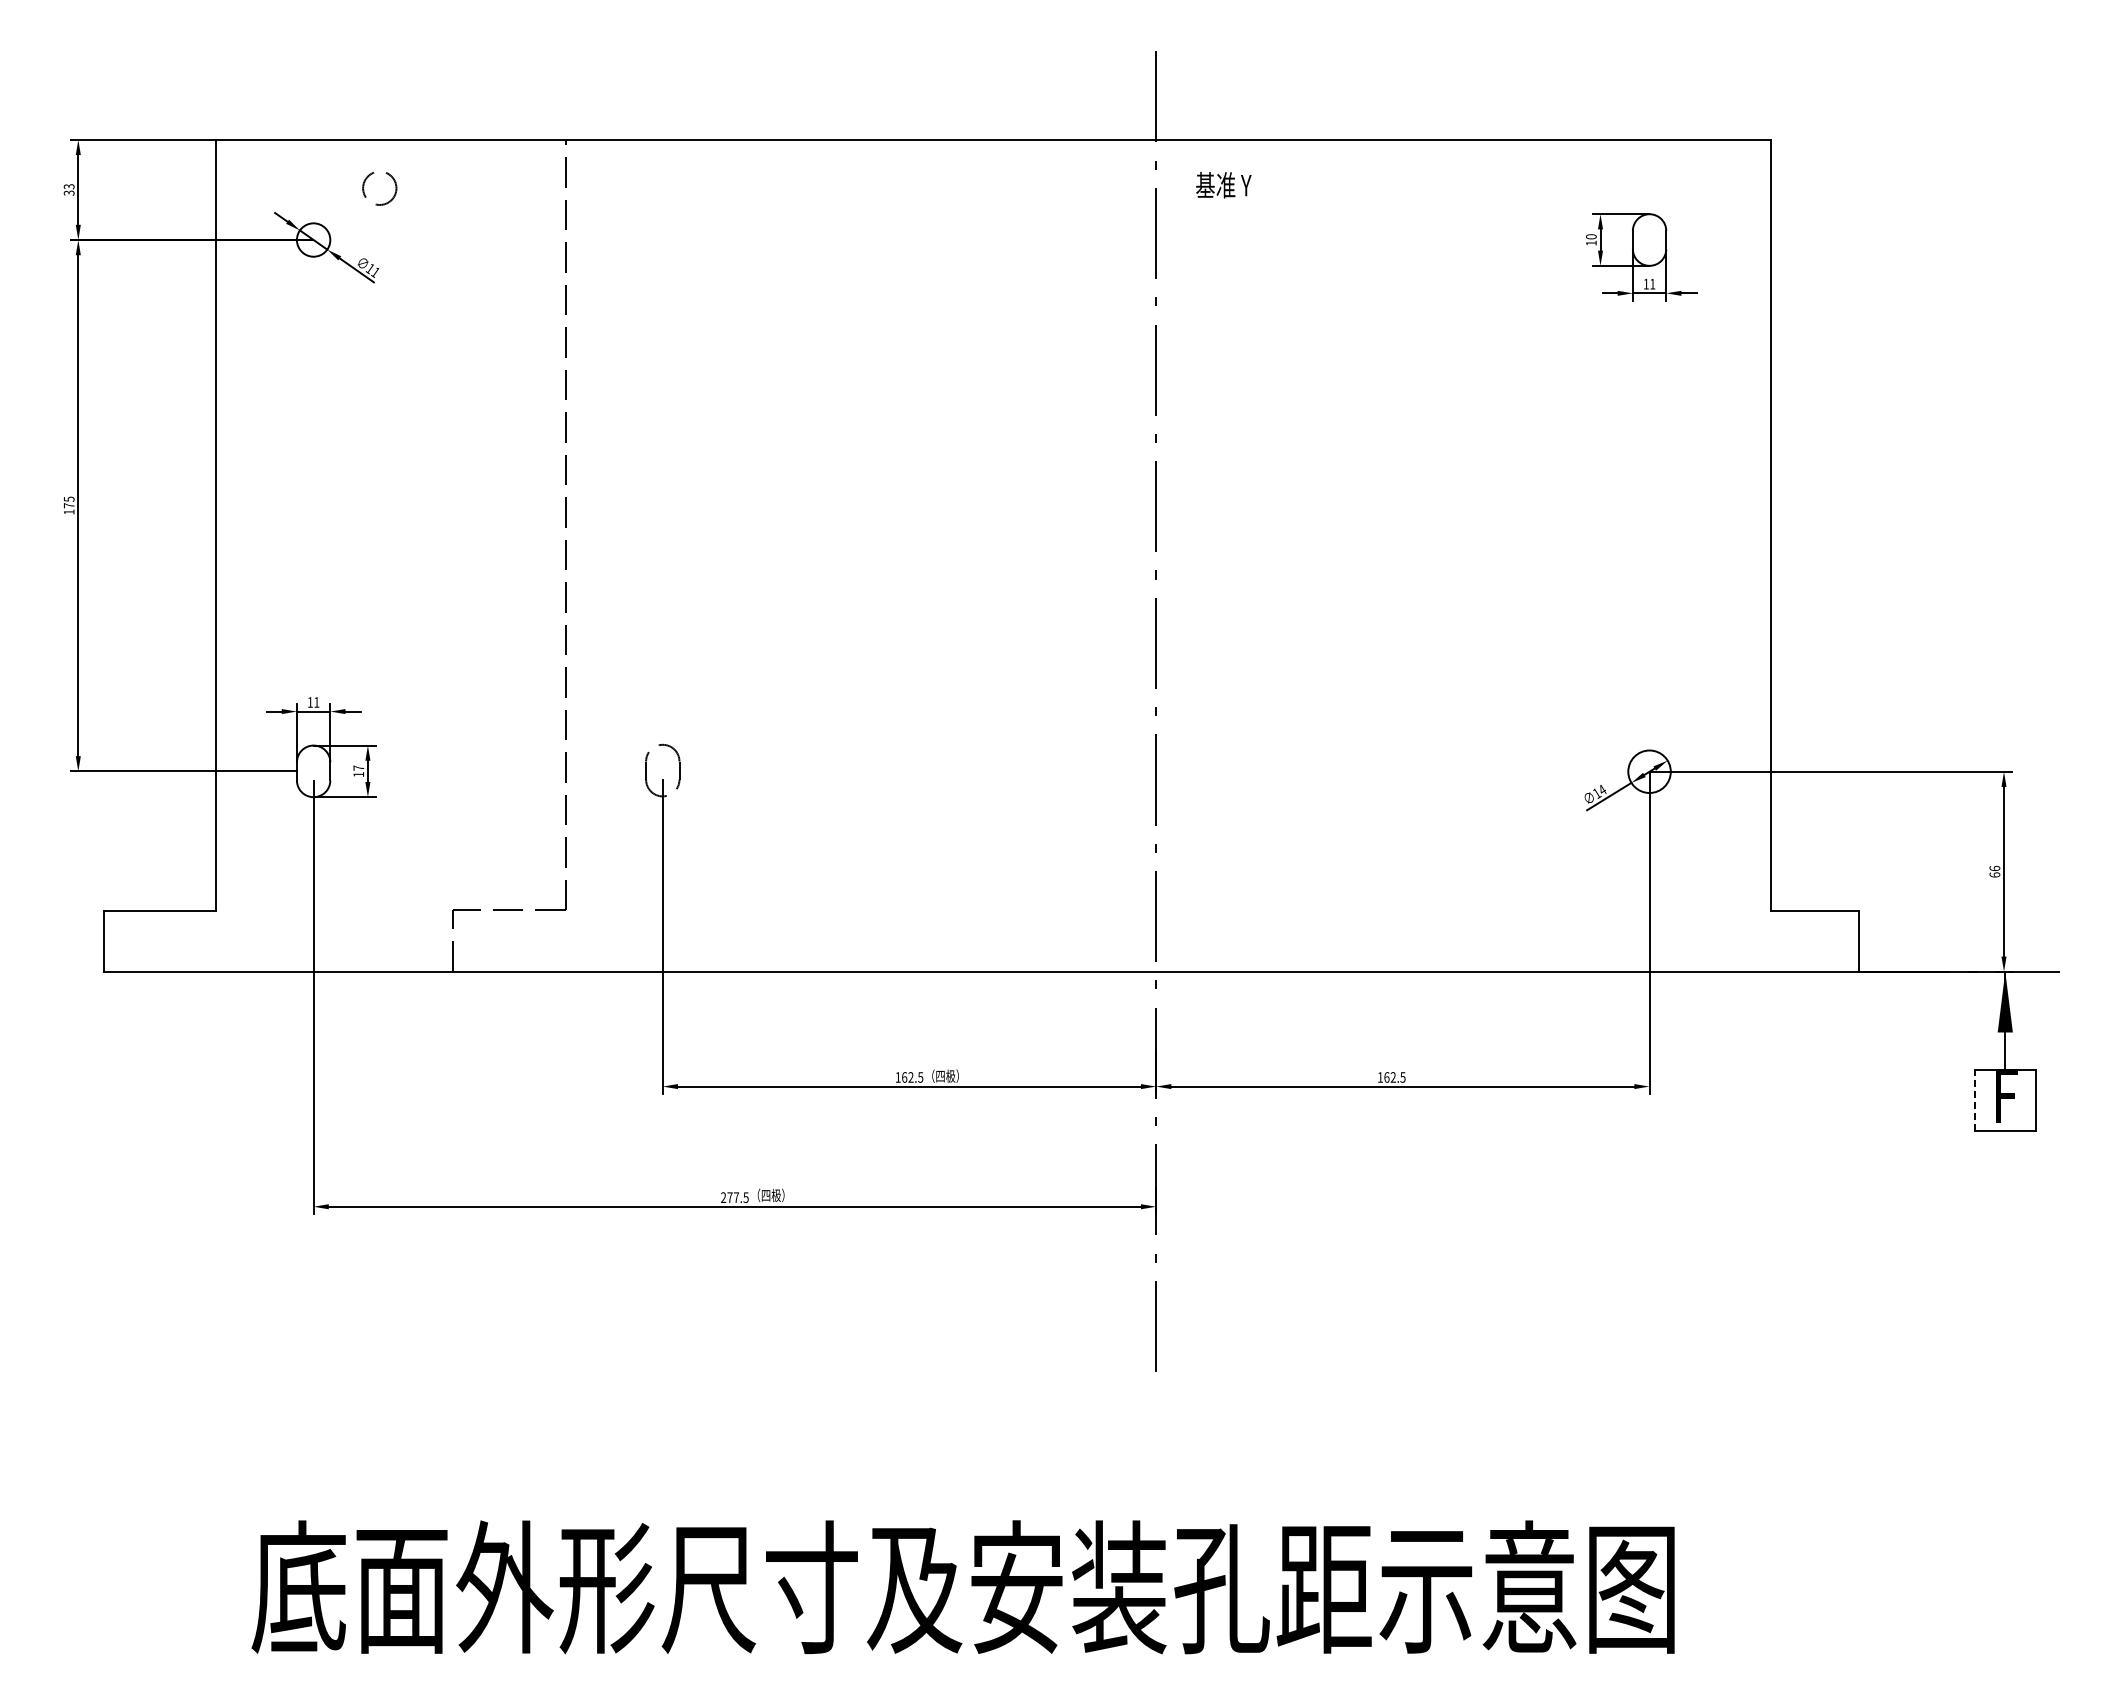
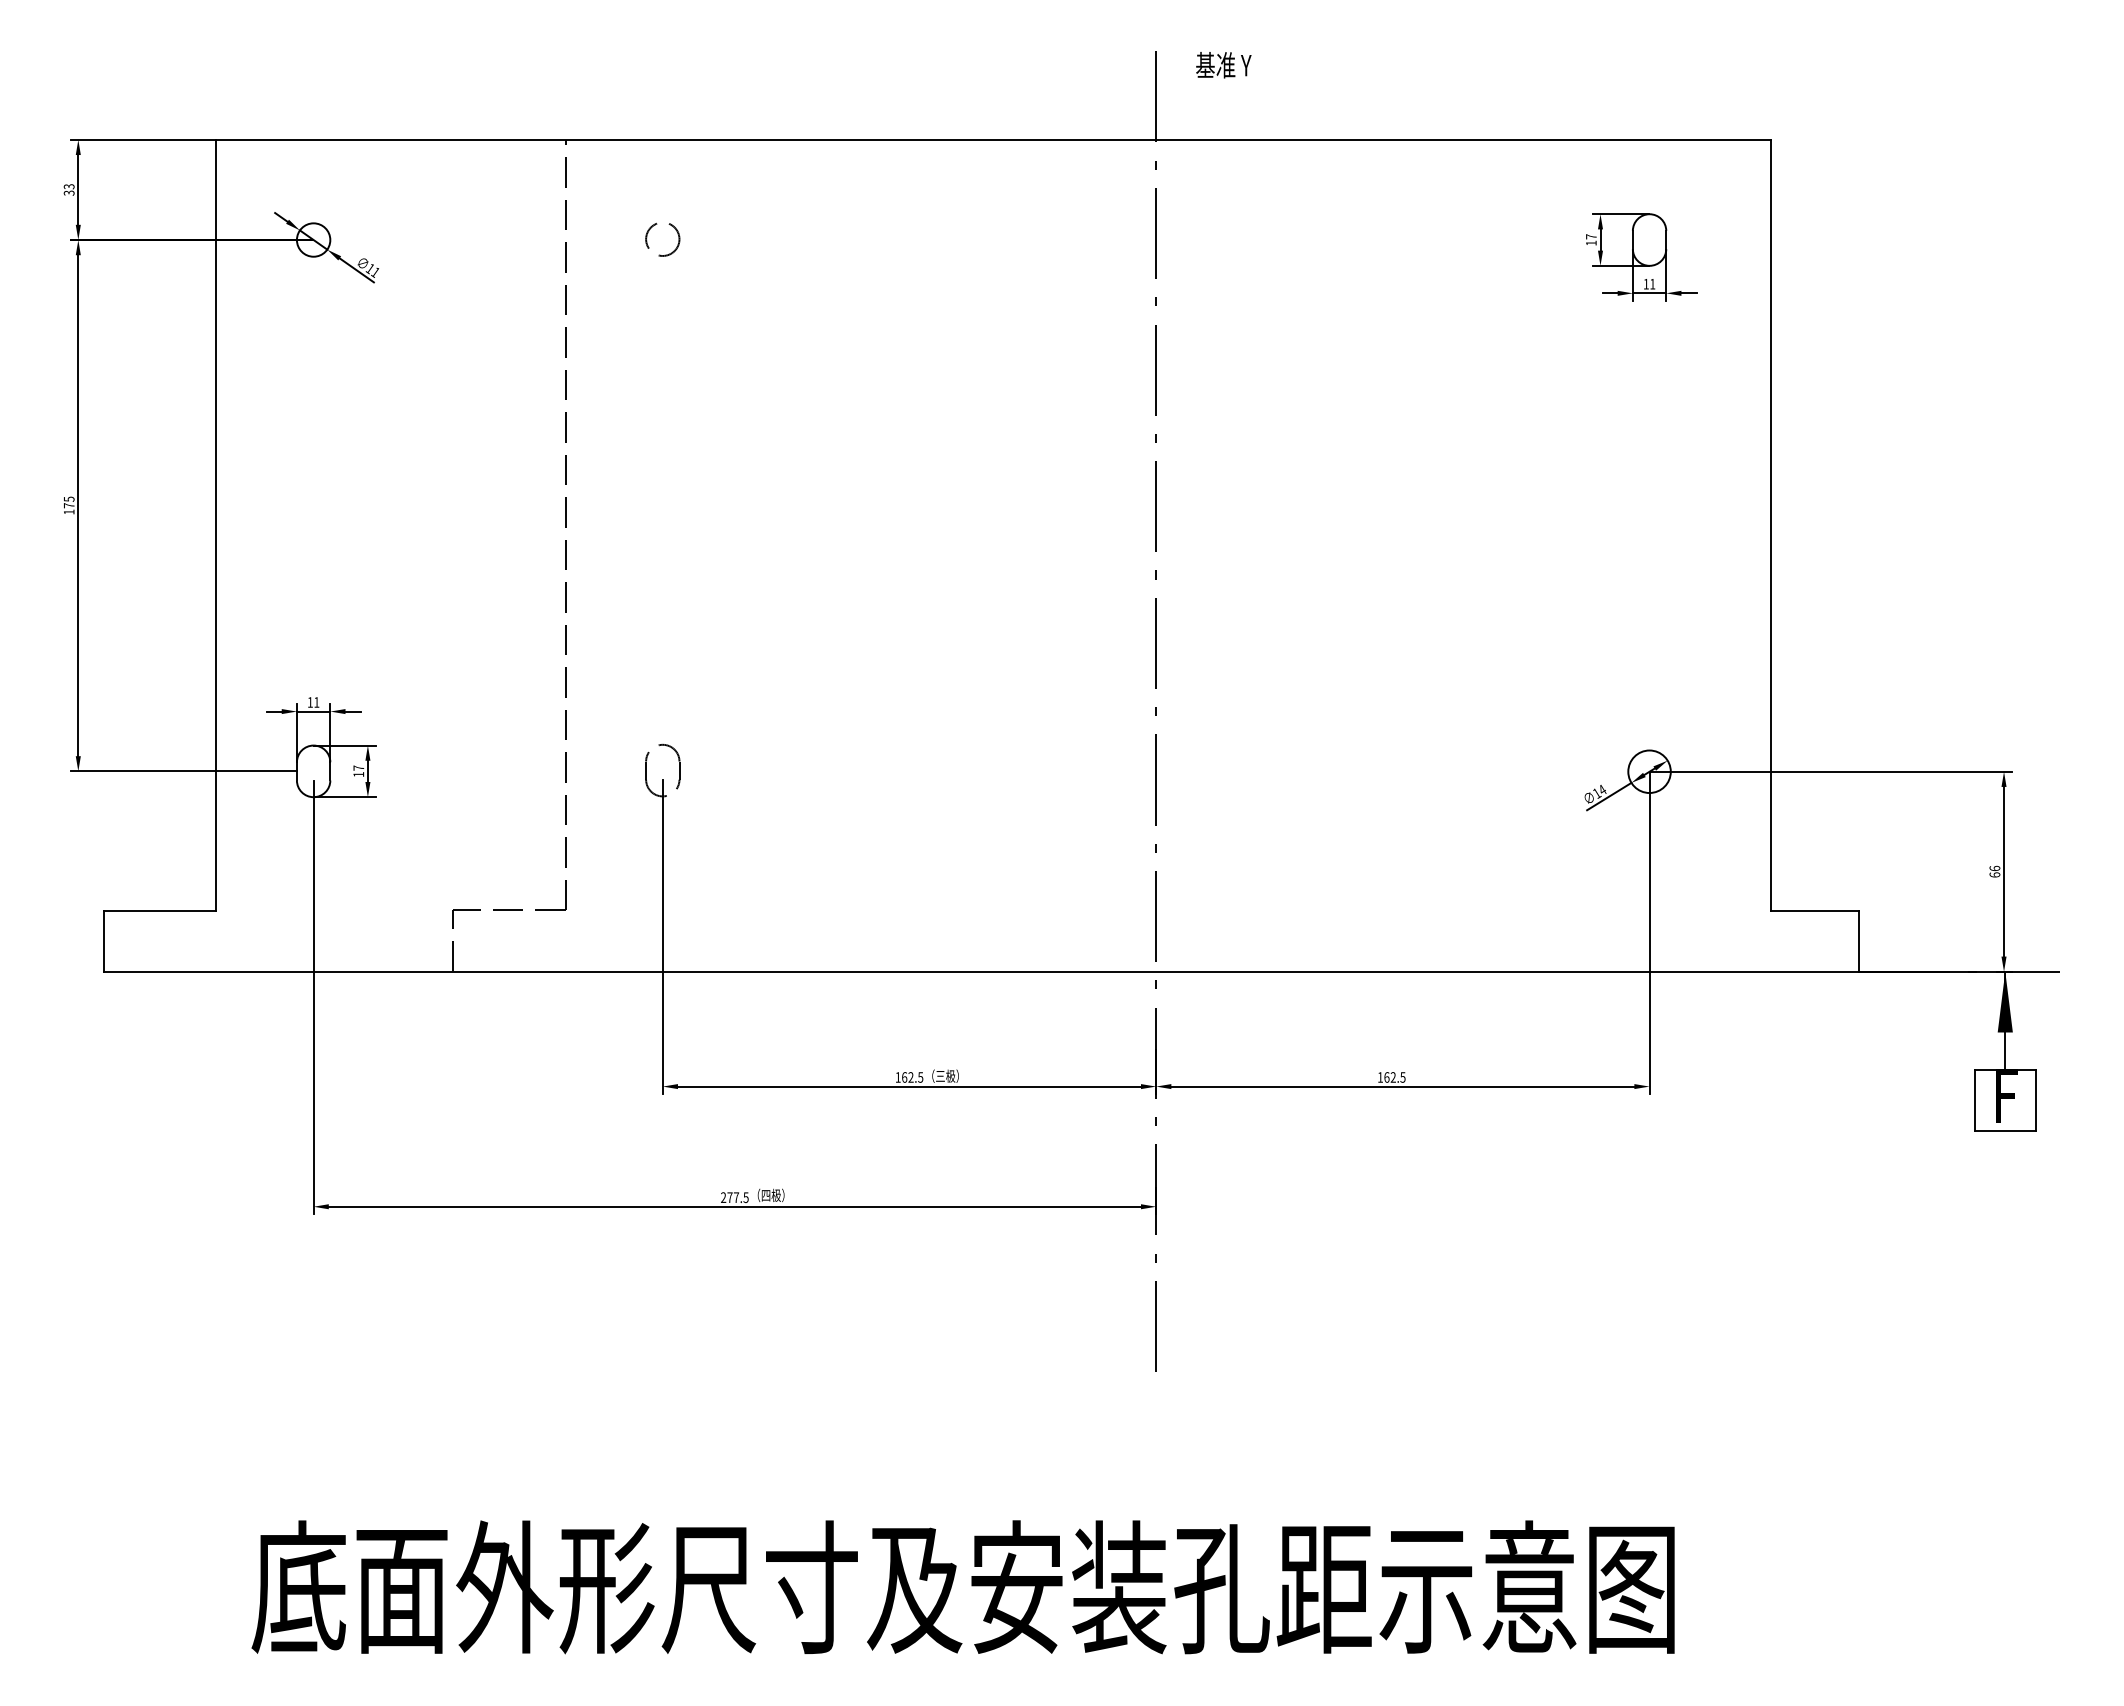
text position: (1223, 185) -> (1223, 65) (1223, 65)
circle position: (379, 188) -> (662, 239) (662, 239)
text: 10 -> 17 (1591, 236)
text: （四极） -> （三极） (940, 1076)
line: dashed -> solid (1974, 1100)
